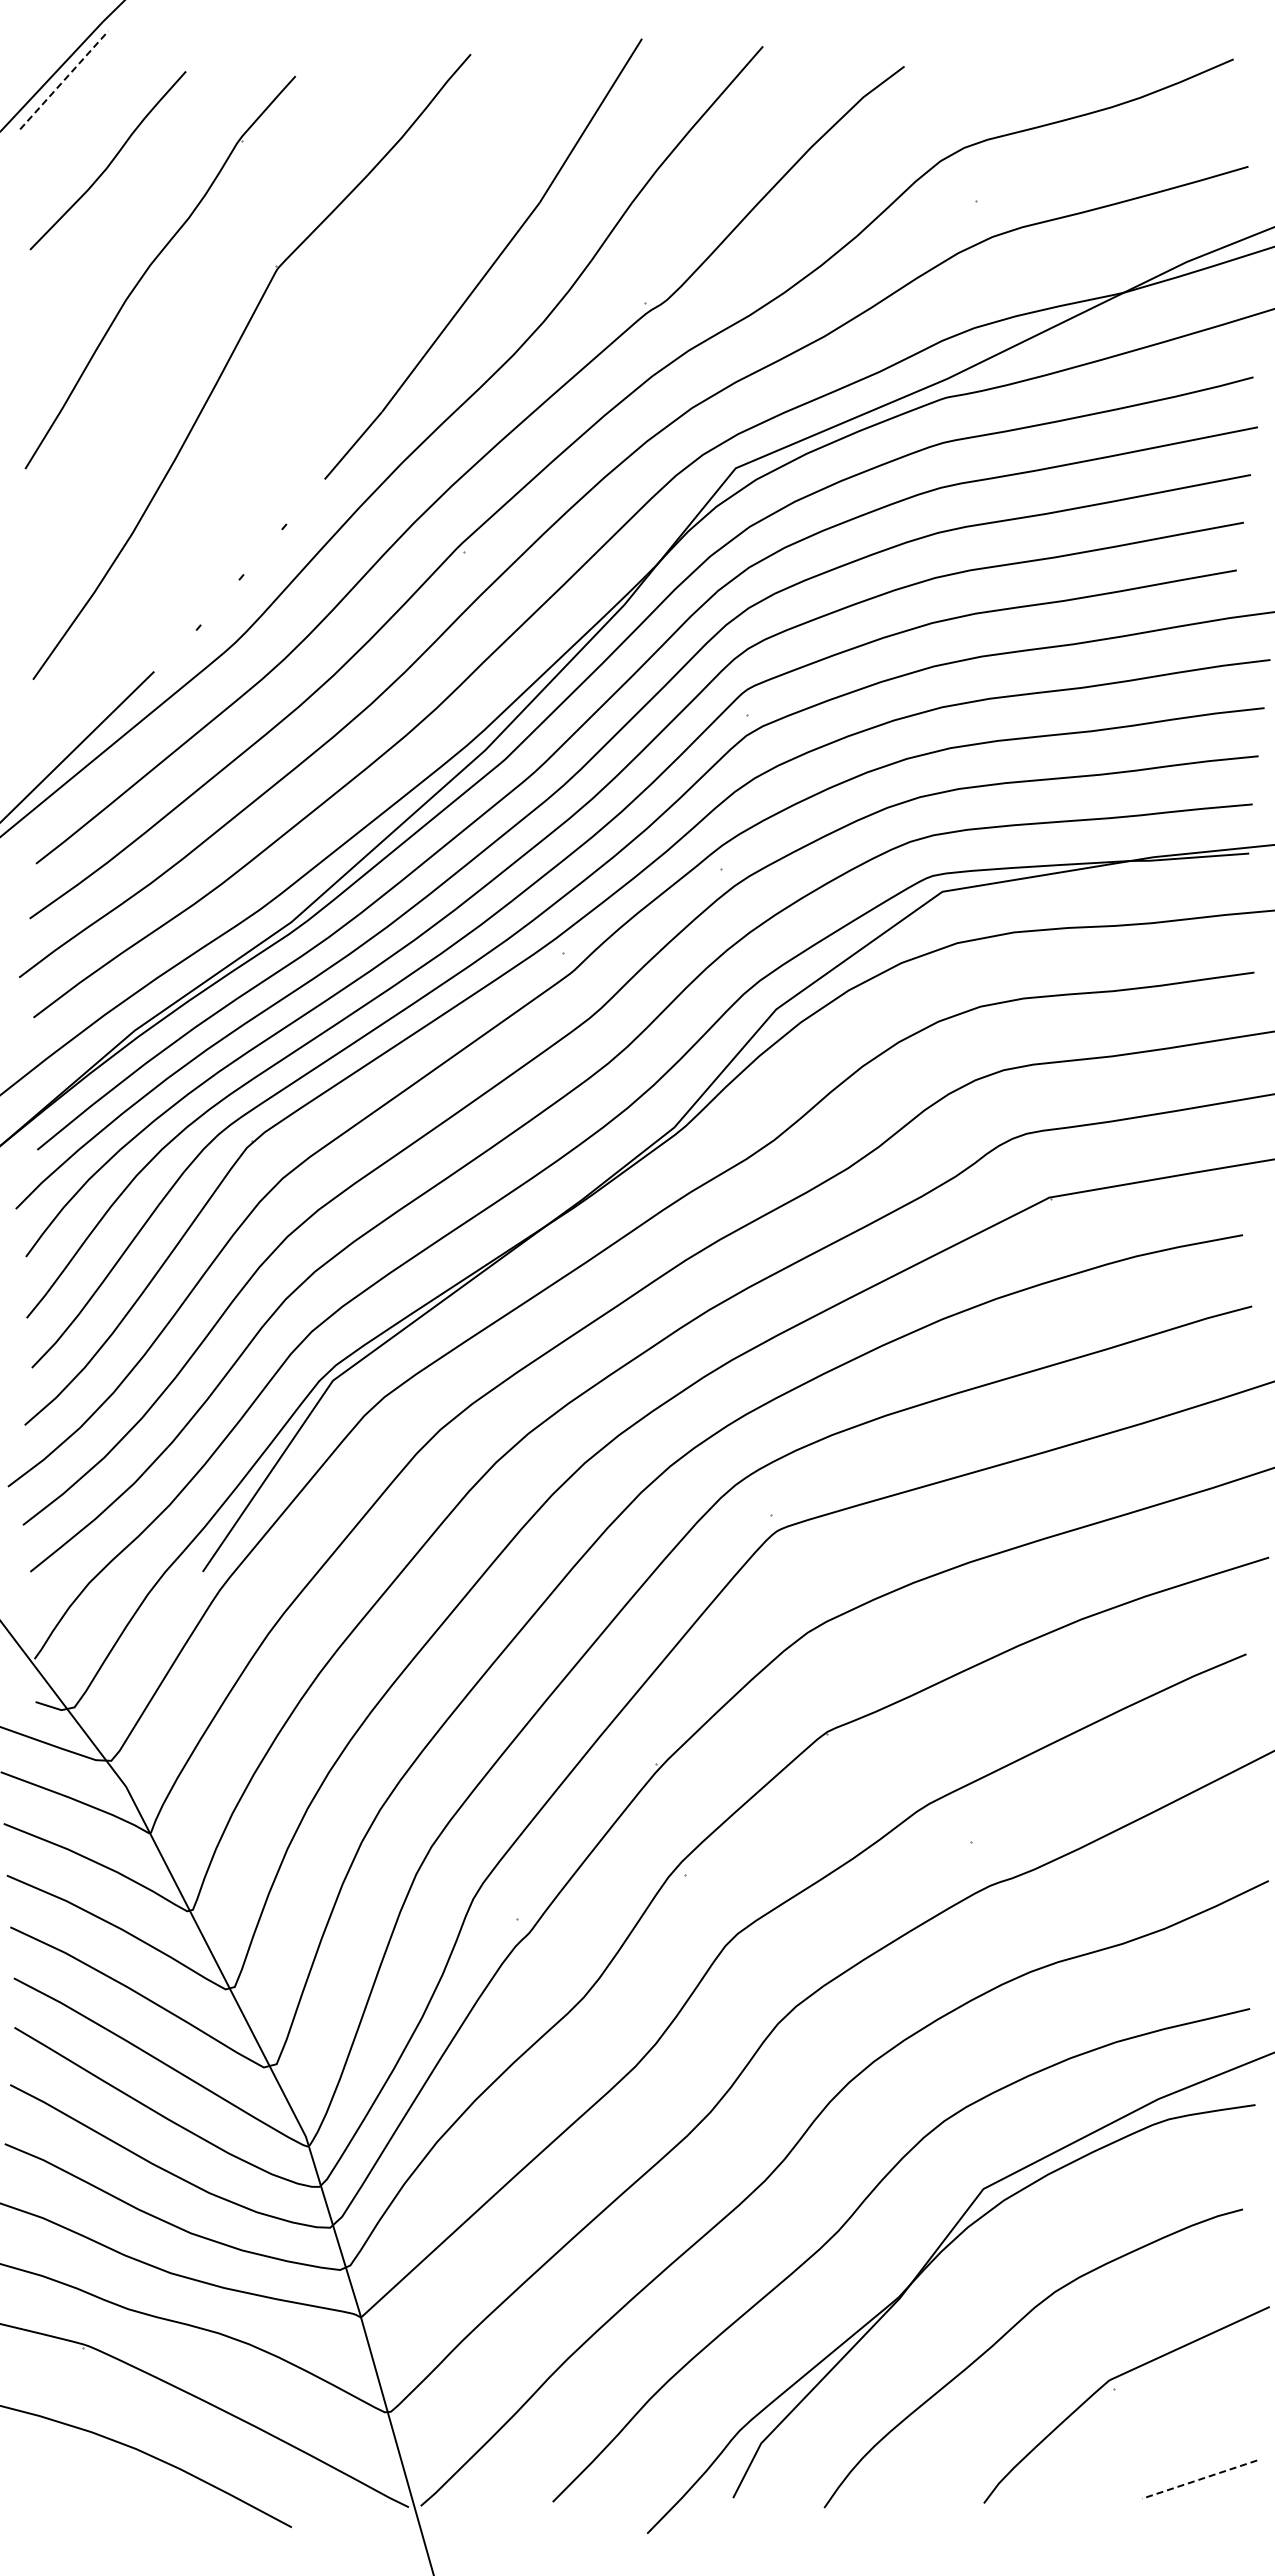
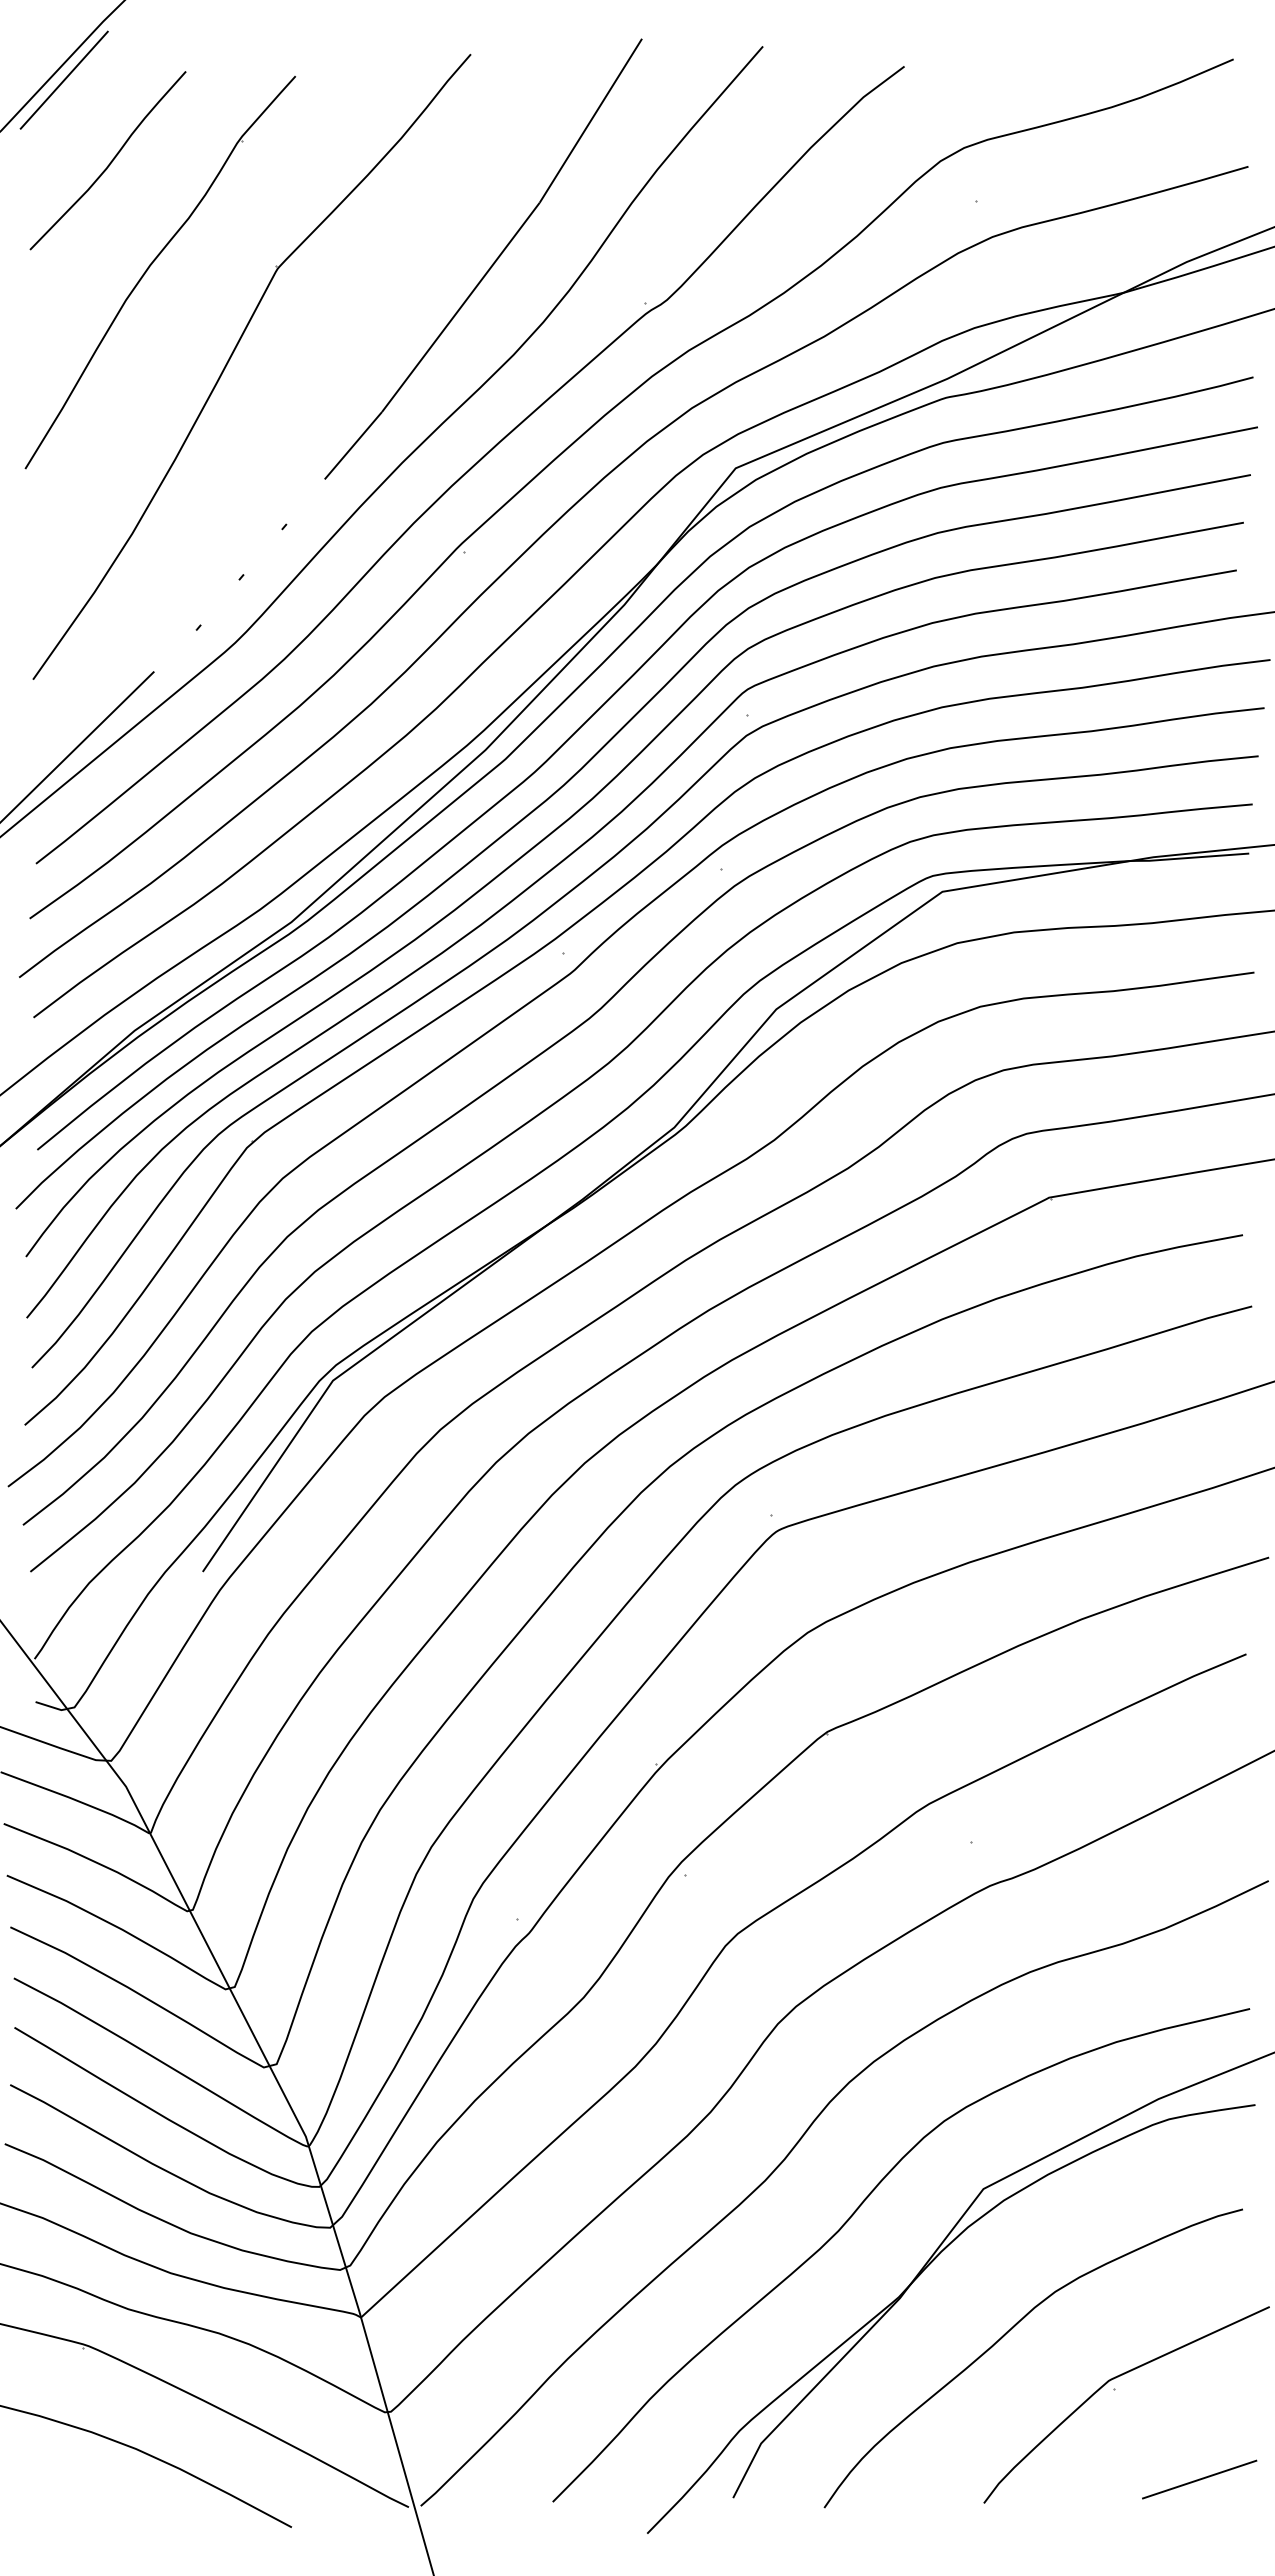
line: dashed -> solid (64, 79)
line: dashed -> solid (1199, 2479)
